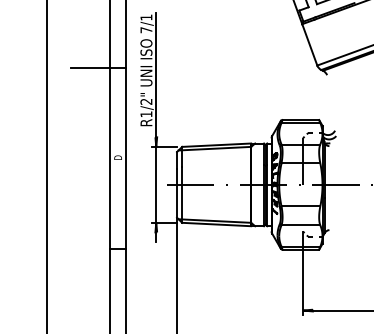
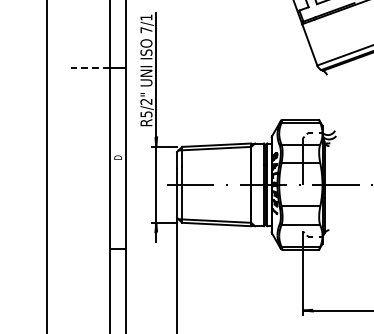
line: solid -> dashed (90, 67)
text: R1/2" -> R5/2" (146, 114)
